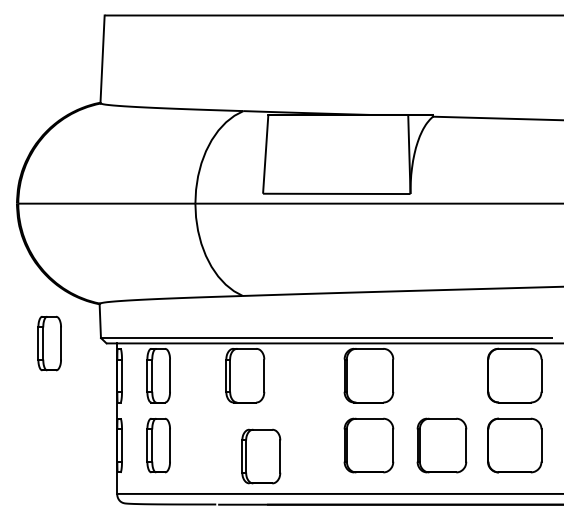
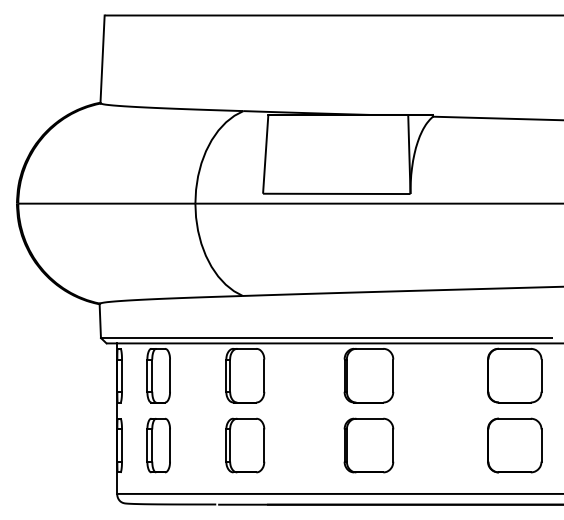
part: present -> none (49, 343)
part: present -> none (441, 445)
part position: (261, 456) -> (245, 445) (245, 445)
